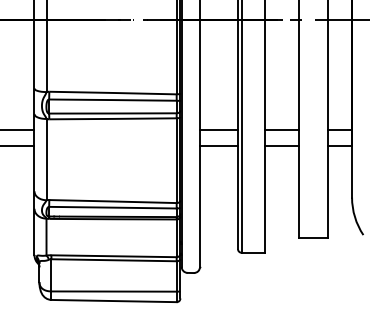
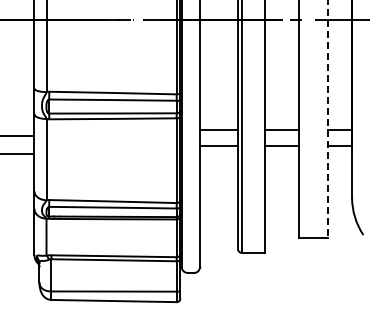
line: solid -> dashed (327, 119)
line position: (18, 129) -> (18, 135) (18, 135)
line position: (18, 146) -> (18, 154) (18, 154)
